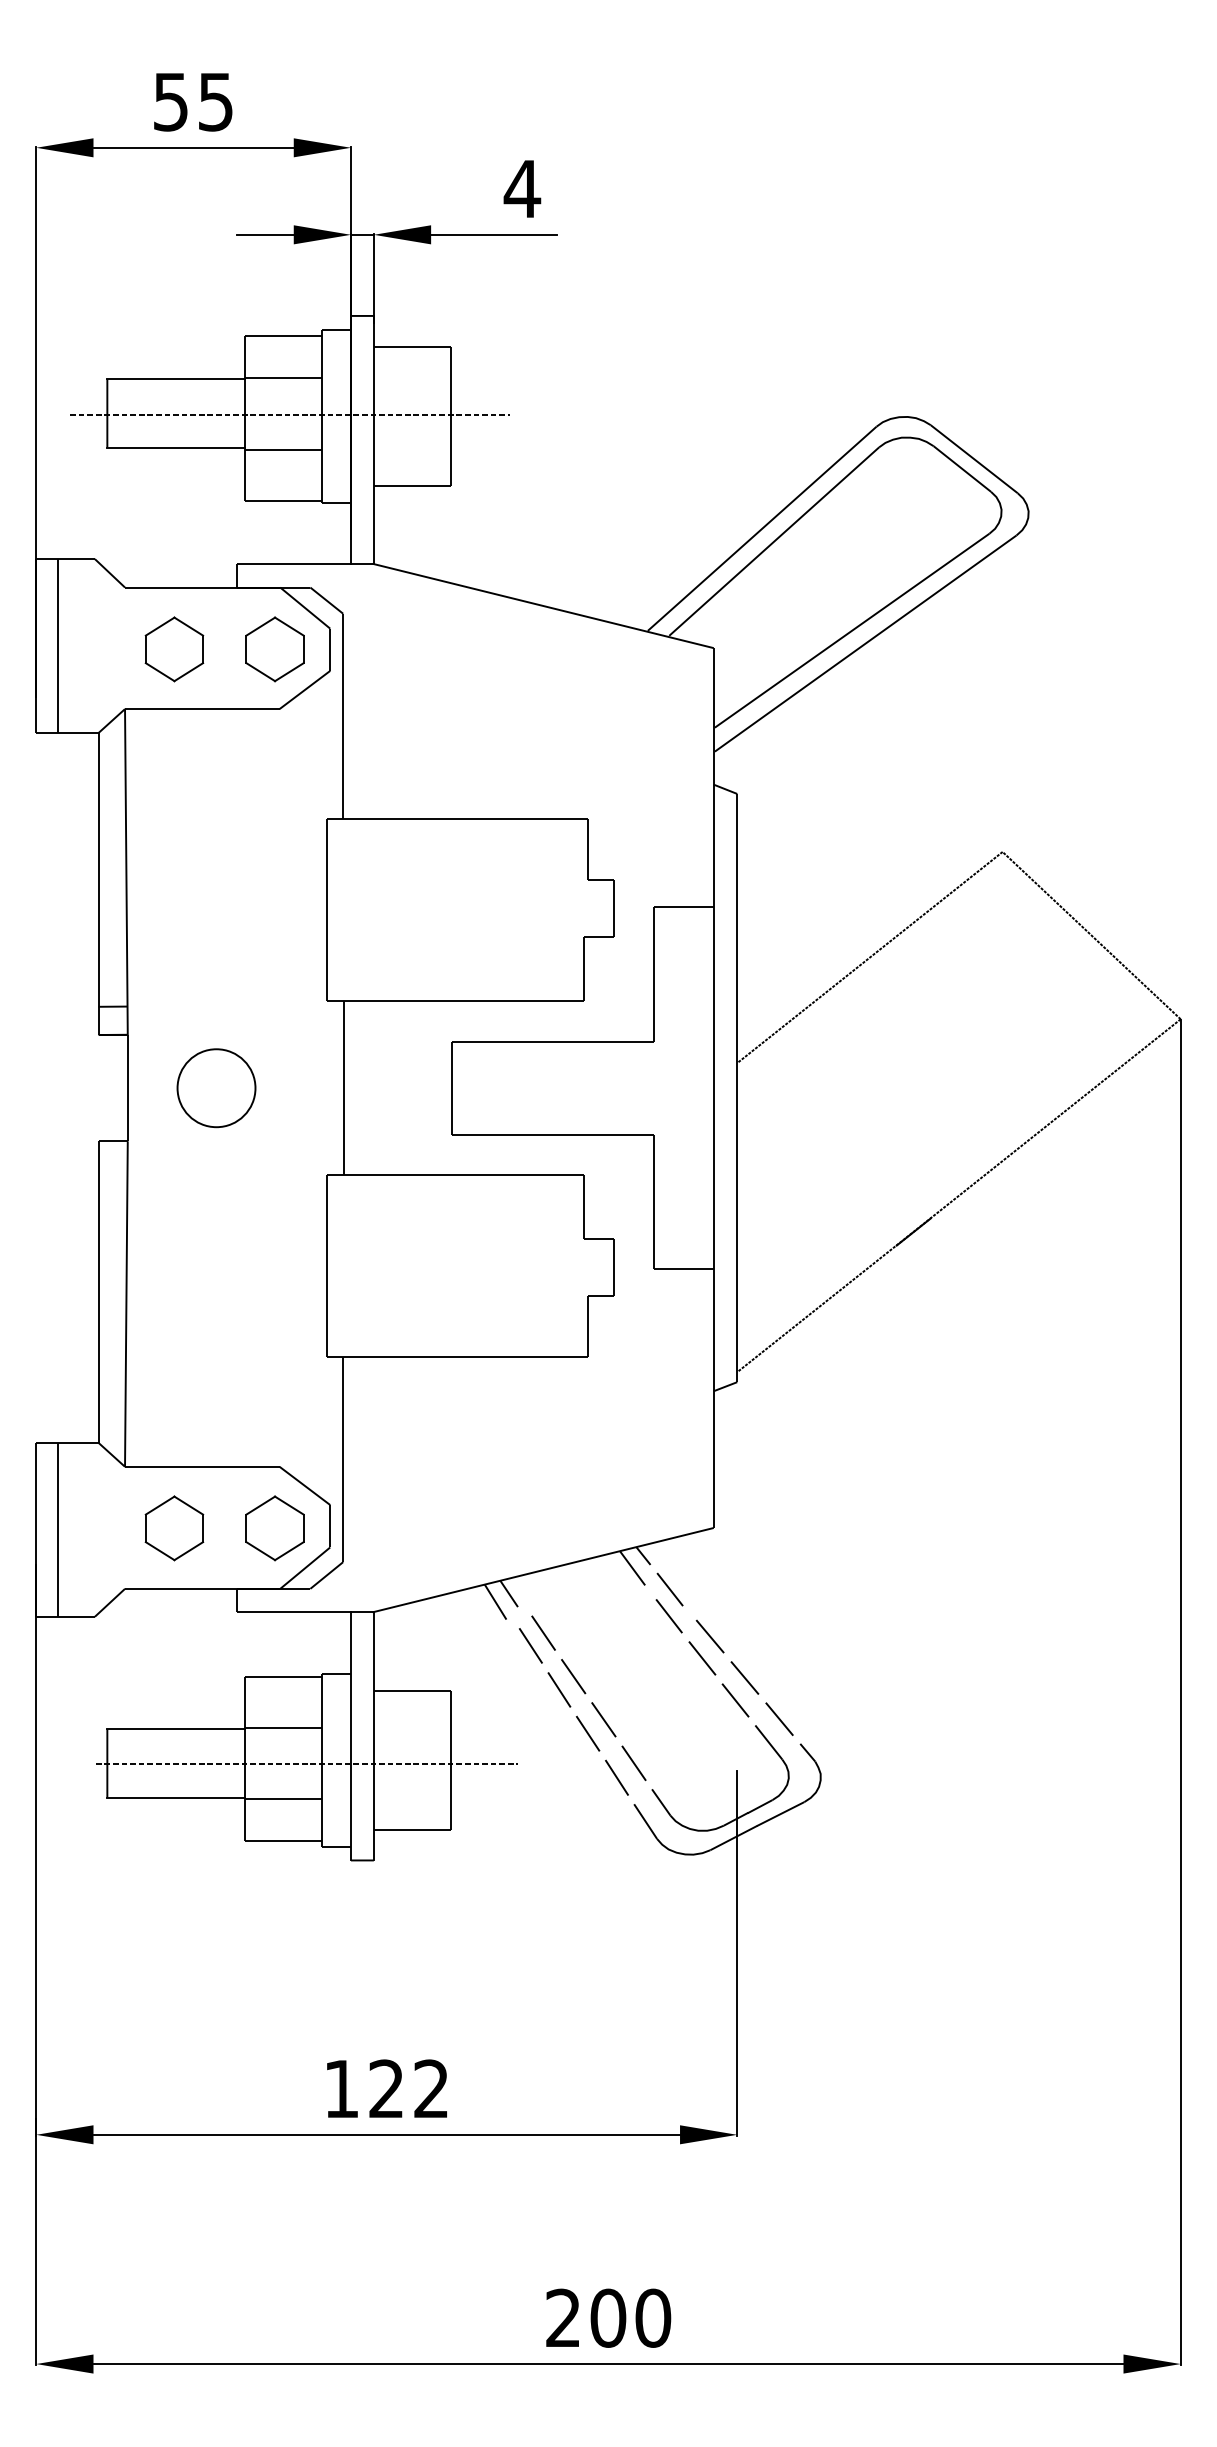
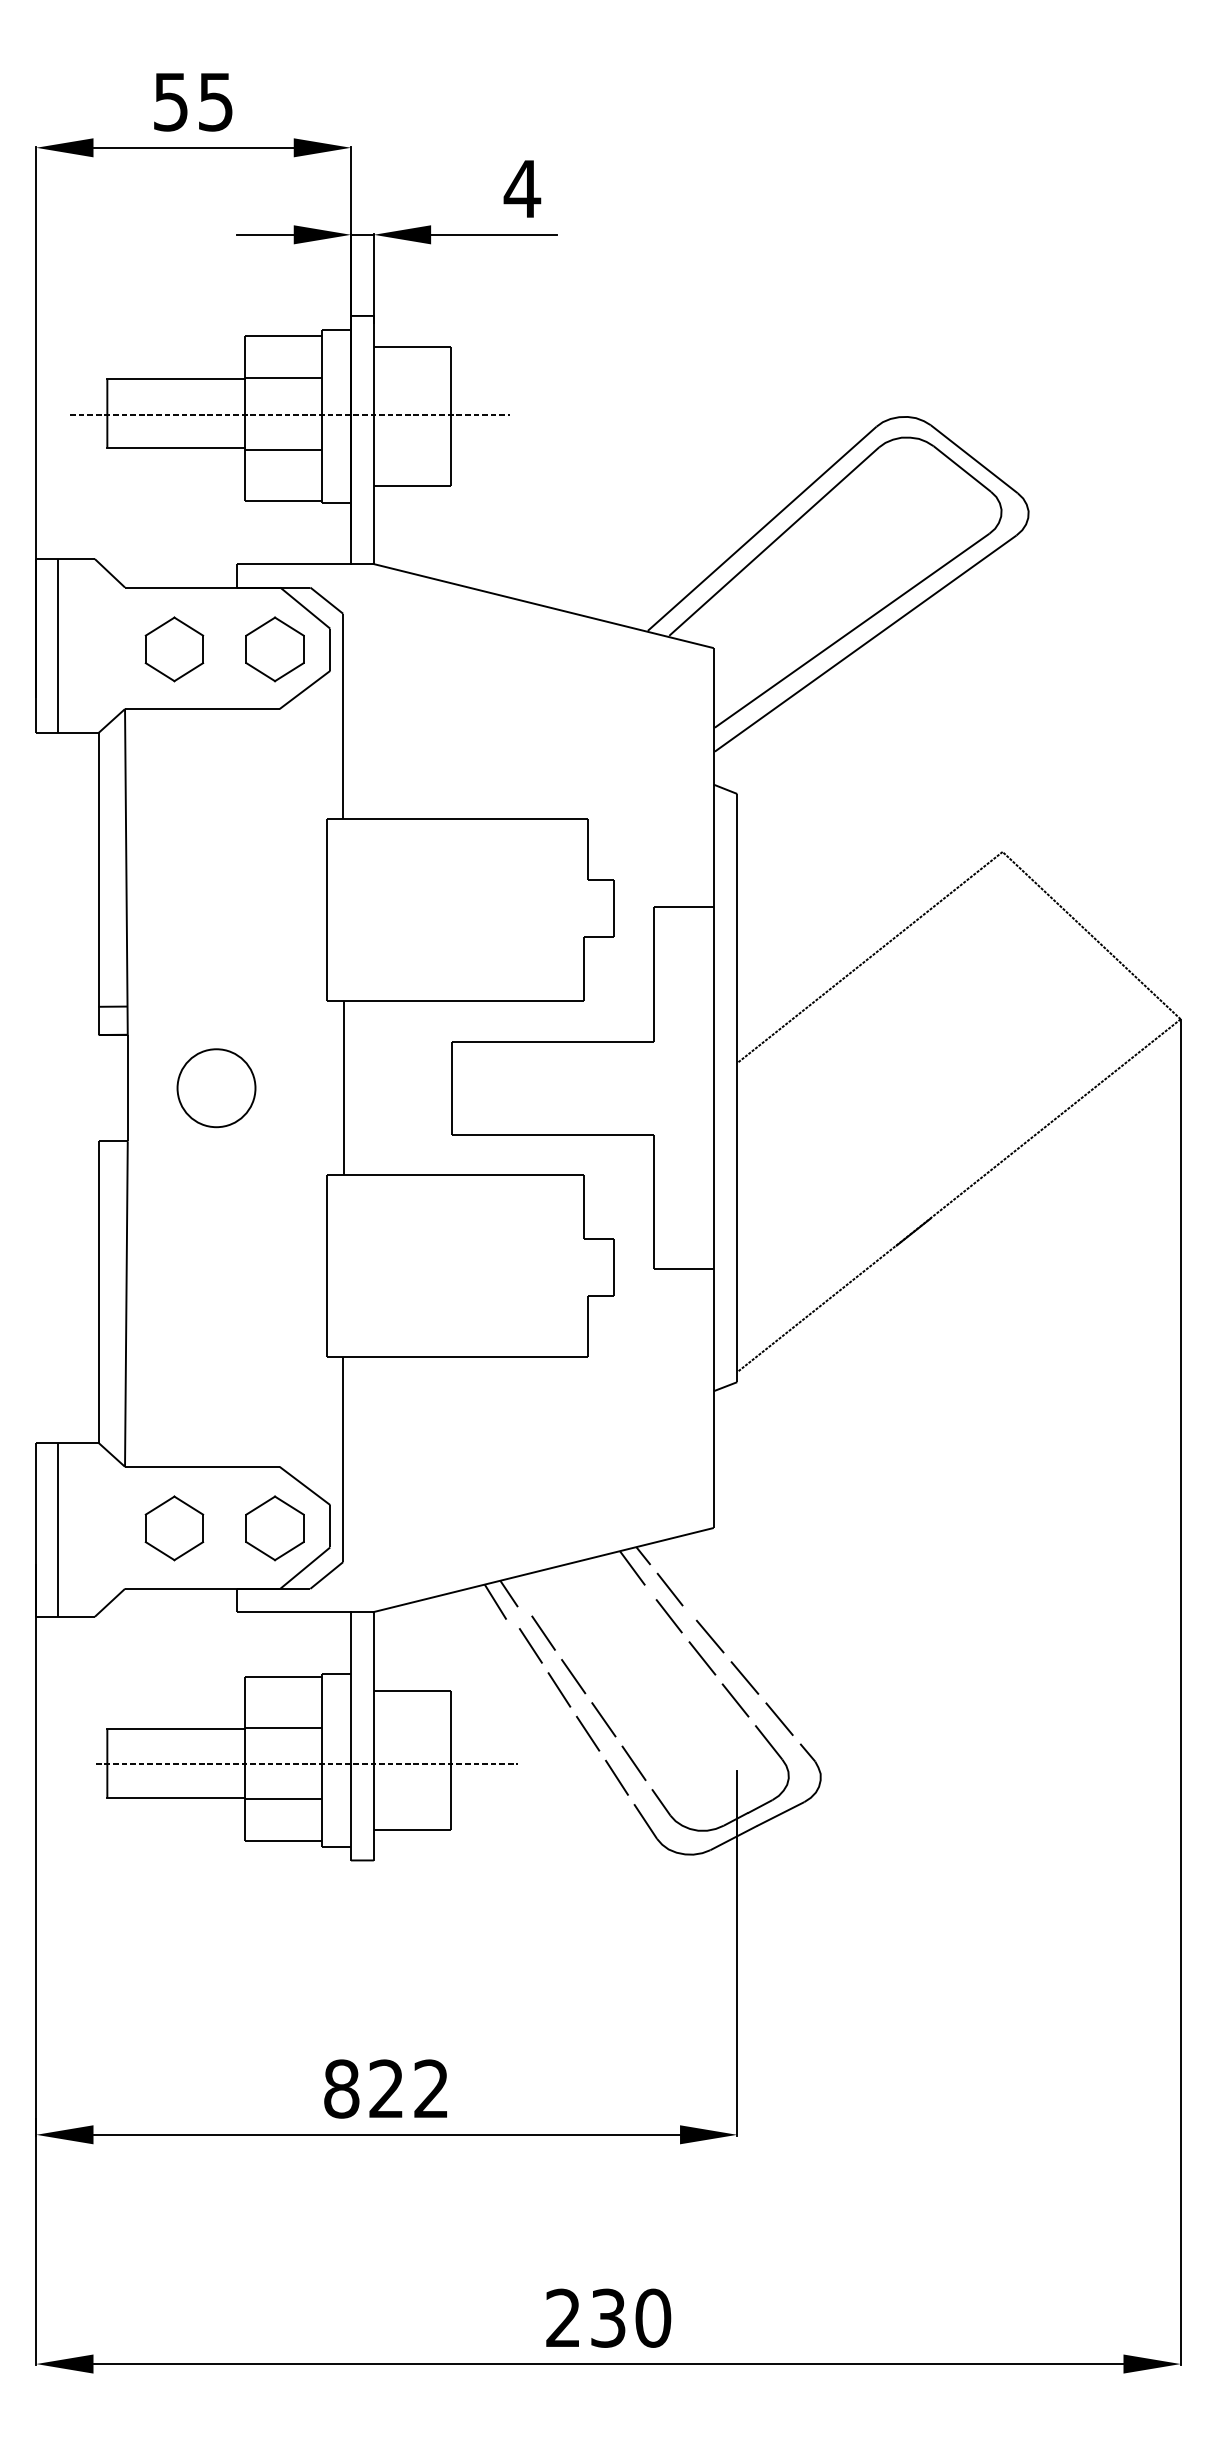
text: 122 -> 822 (341, 2088)
text: 200 -> 230 (608, 2317)
